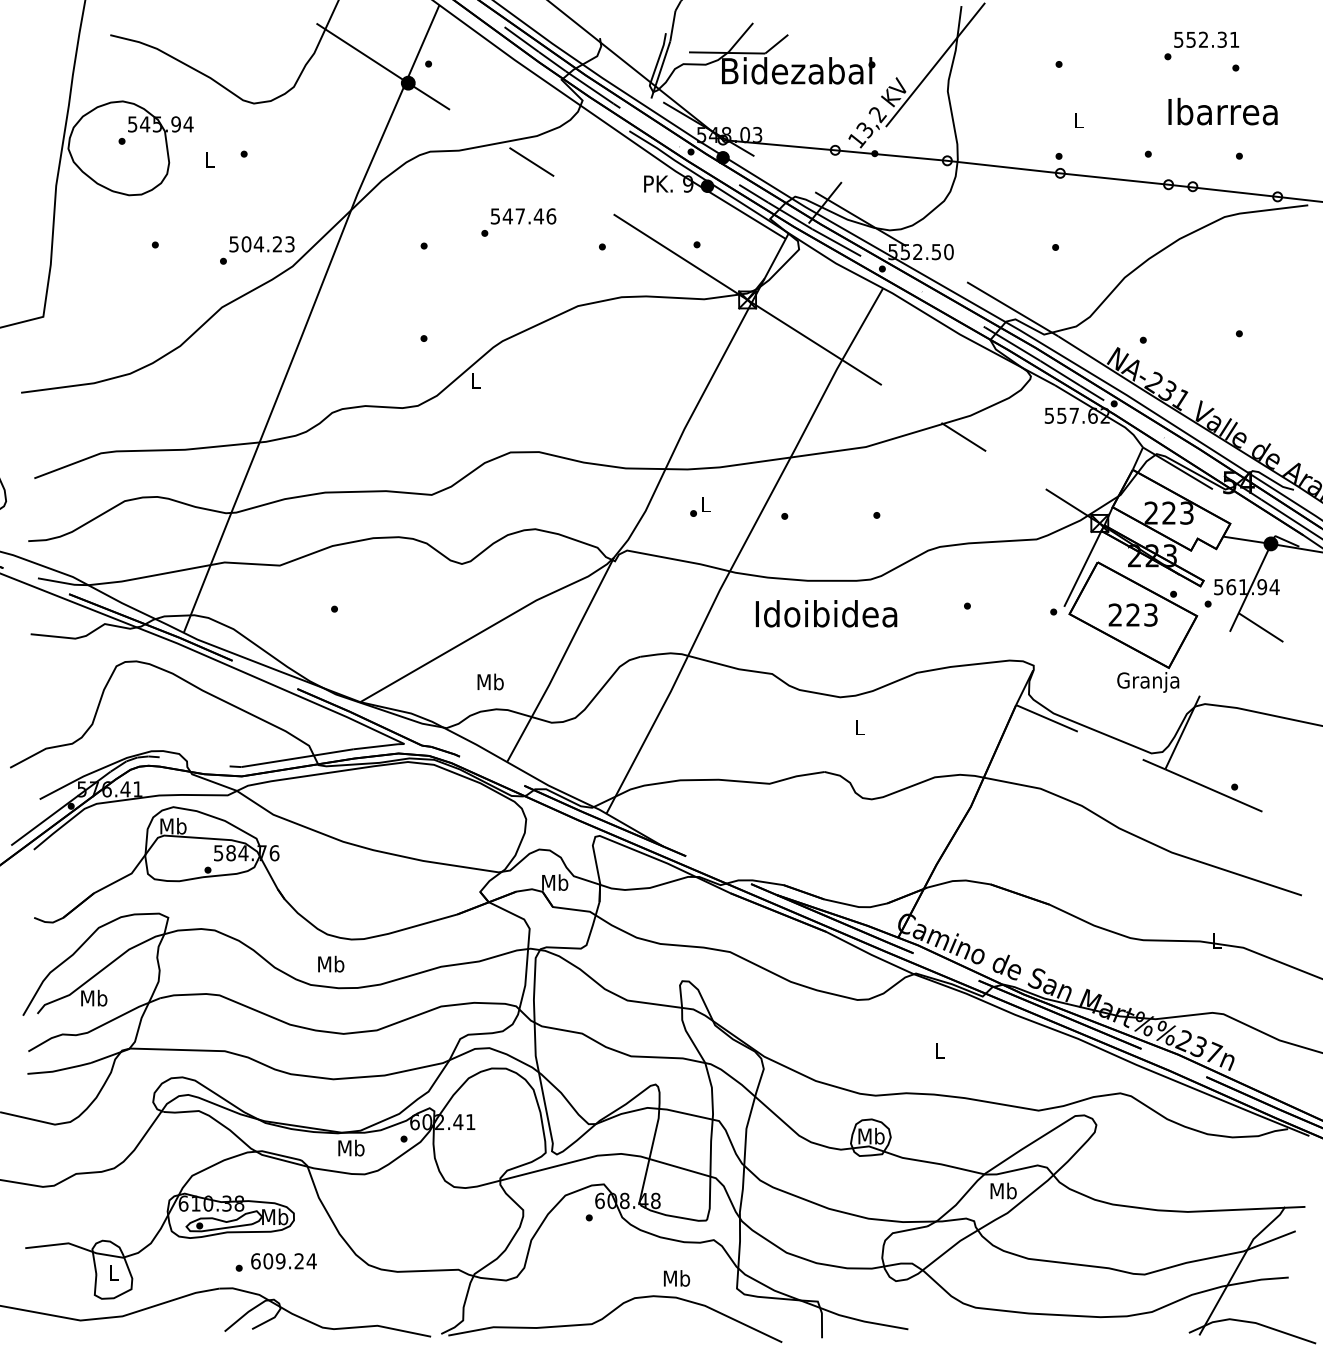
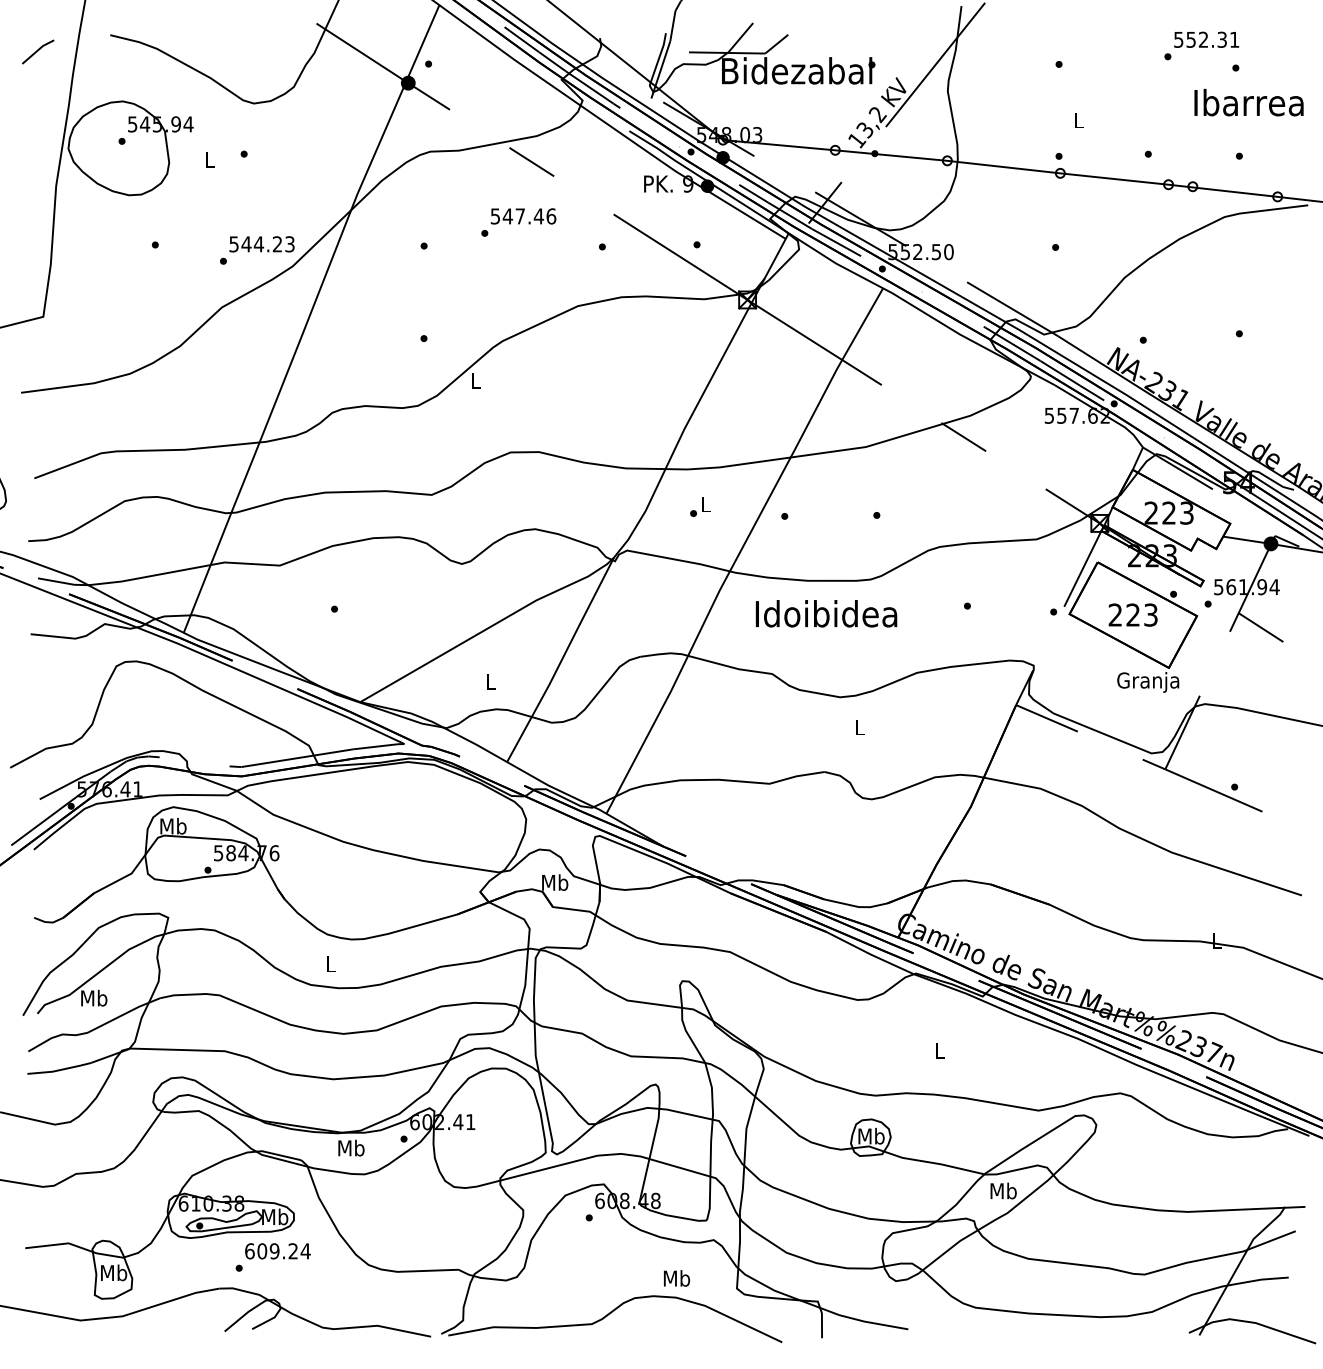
line: none -> present (38, 51)
text position: (1222, 111) -> (1248, 102) (1248, 102)
text: 504.23 -> 544.23 (246, 244)
text: Mb -> L (490, 681)
text: Mb -> L (331, 963)
text position: (283, 1261) -> (277, 1251) (277, 1251)
text: L -> Mb (114, 1272)
